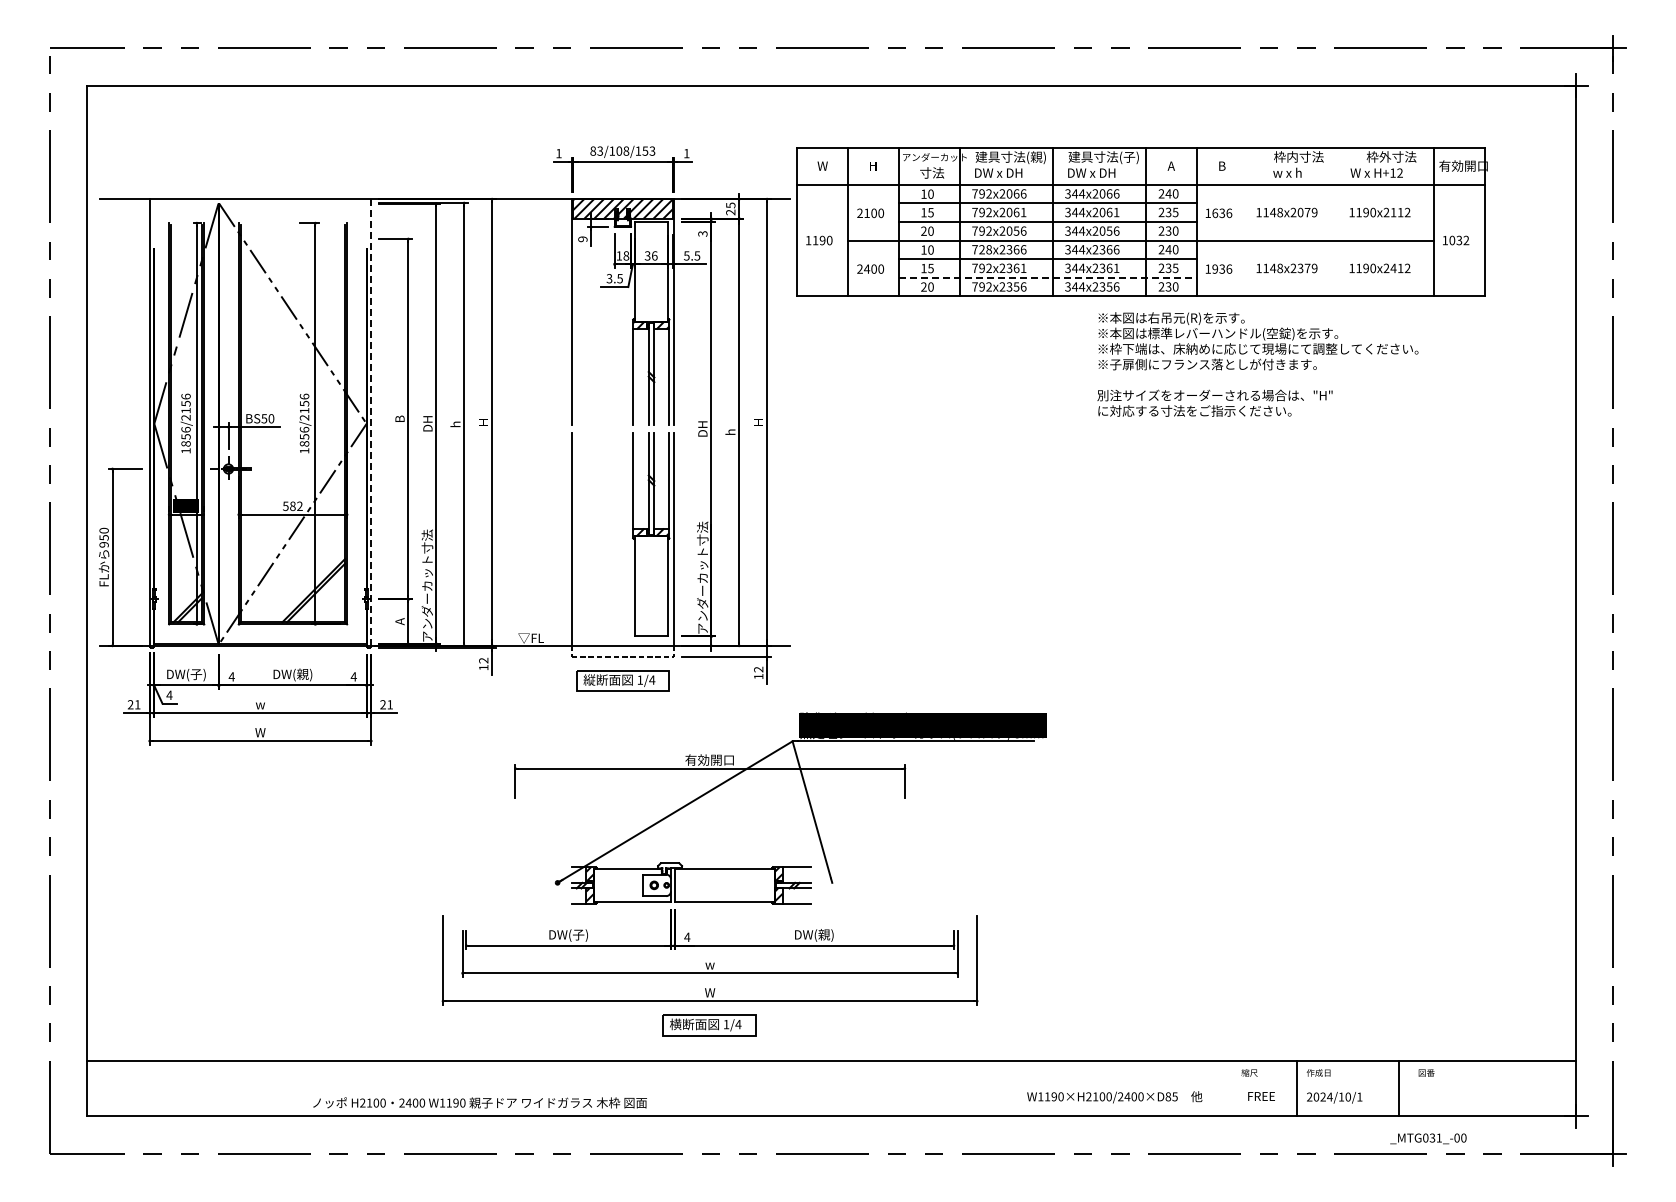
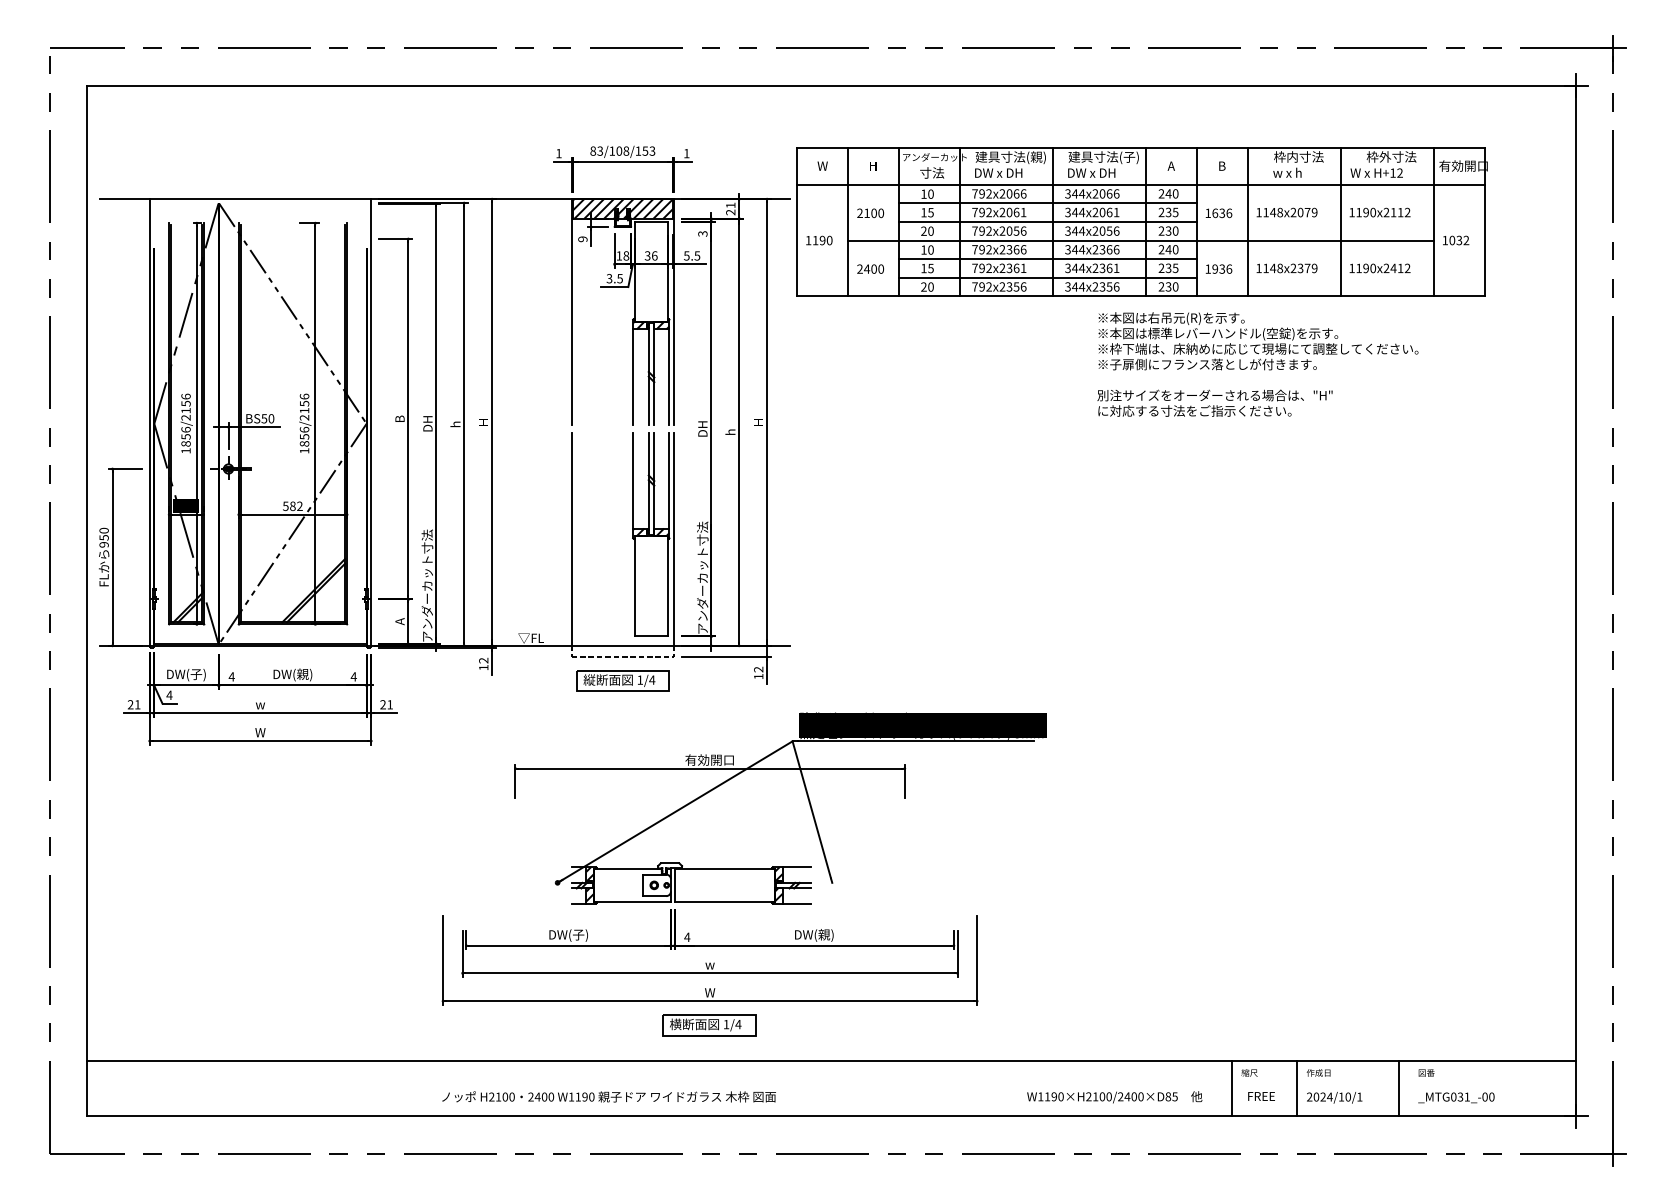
text: 25 -> 21 (730, 205)
line: none -> present (1248, 221)
line: none -> present (1341, 221)
text: 728x2366 -> 792x2366 (985, 249)
line: dashed -> solid (1048, 277)
line: dashed -> solid (371, 422)
line: none -> present (1231, 1088)
text position: (479, 1102) -> (608, 1096) (608, 1096)
text position: (1428, 1138) -> (1456, 1097) (1456, 1097)
